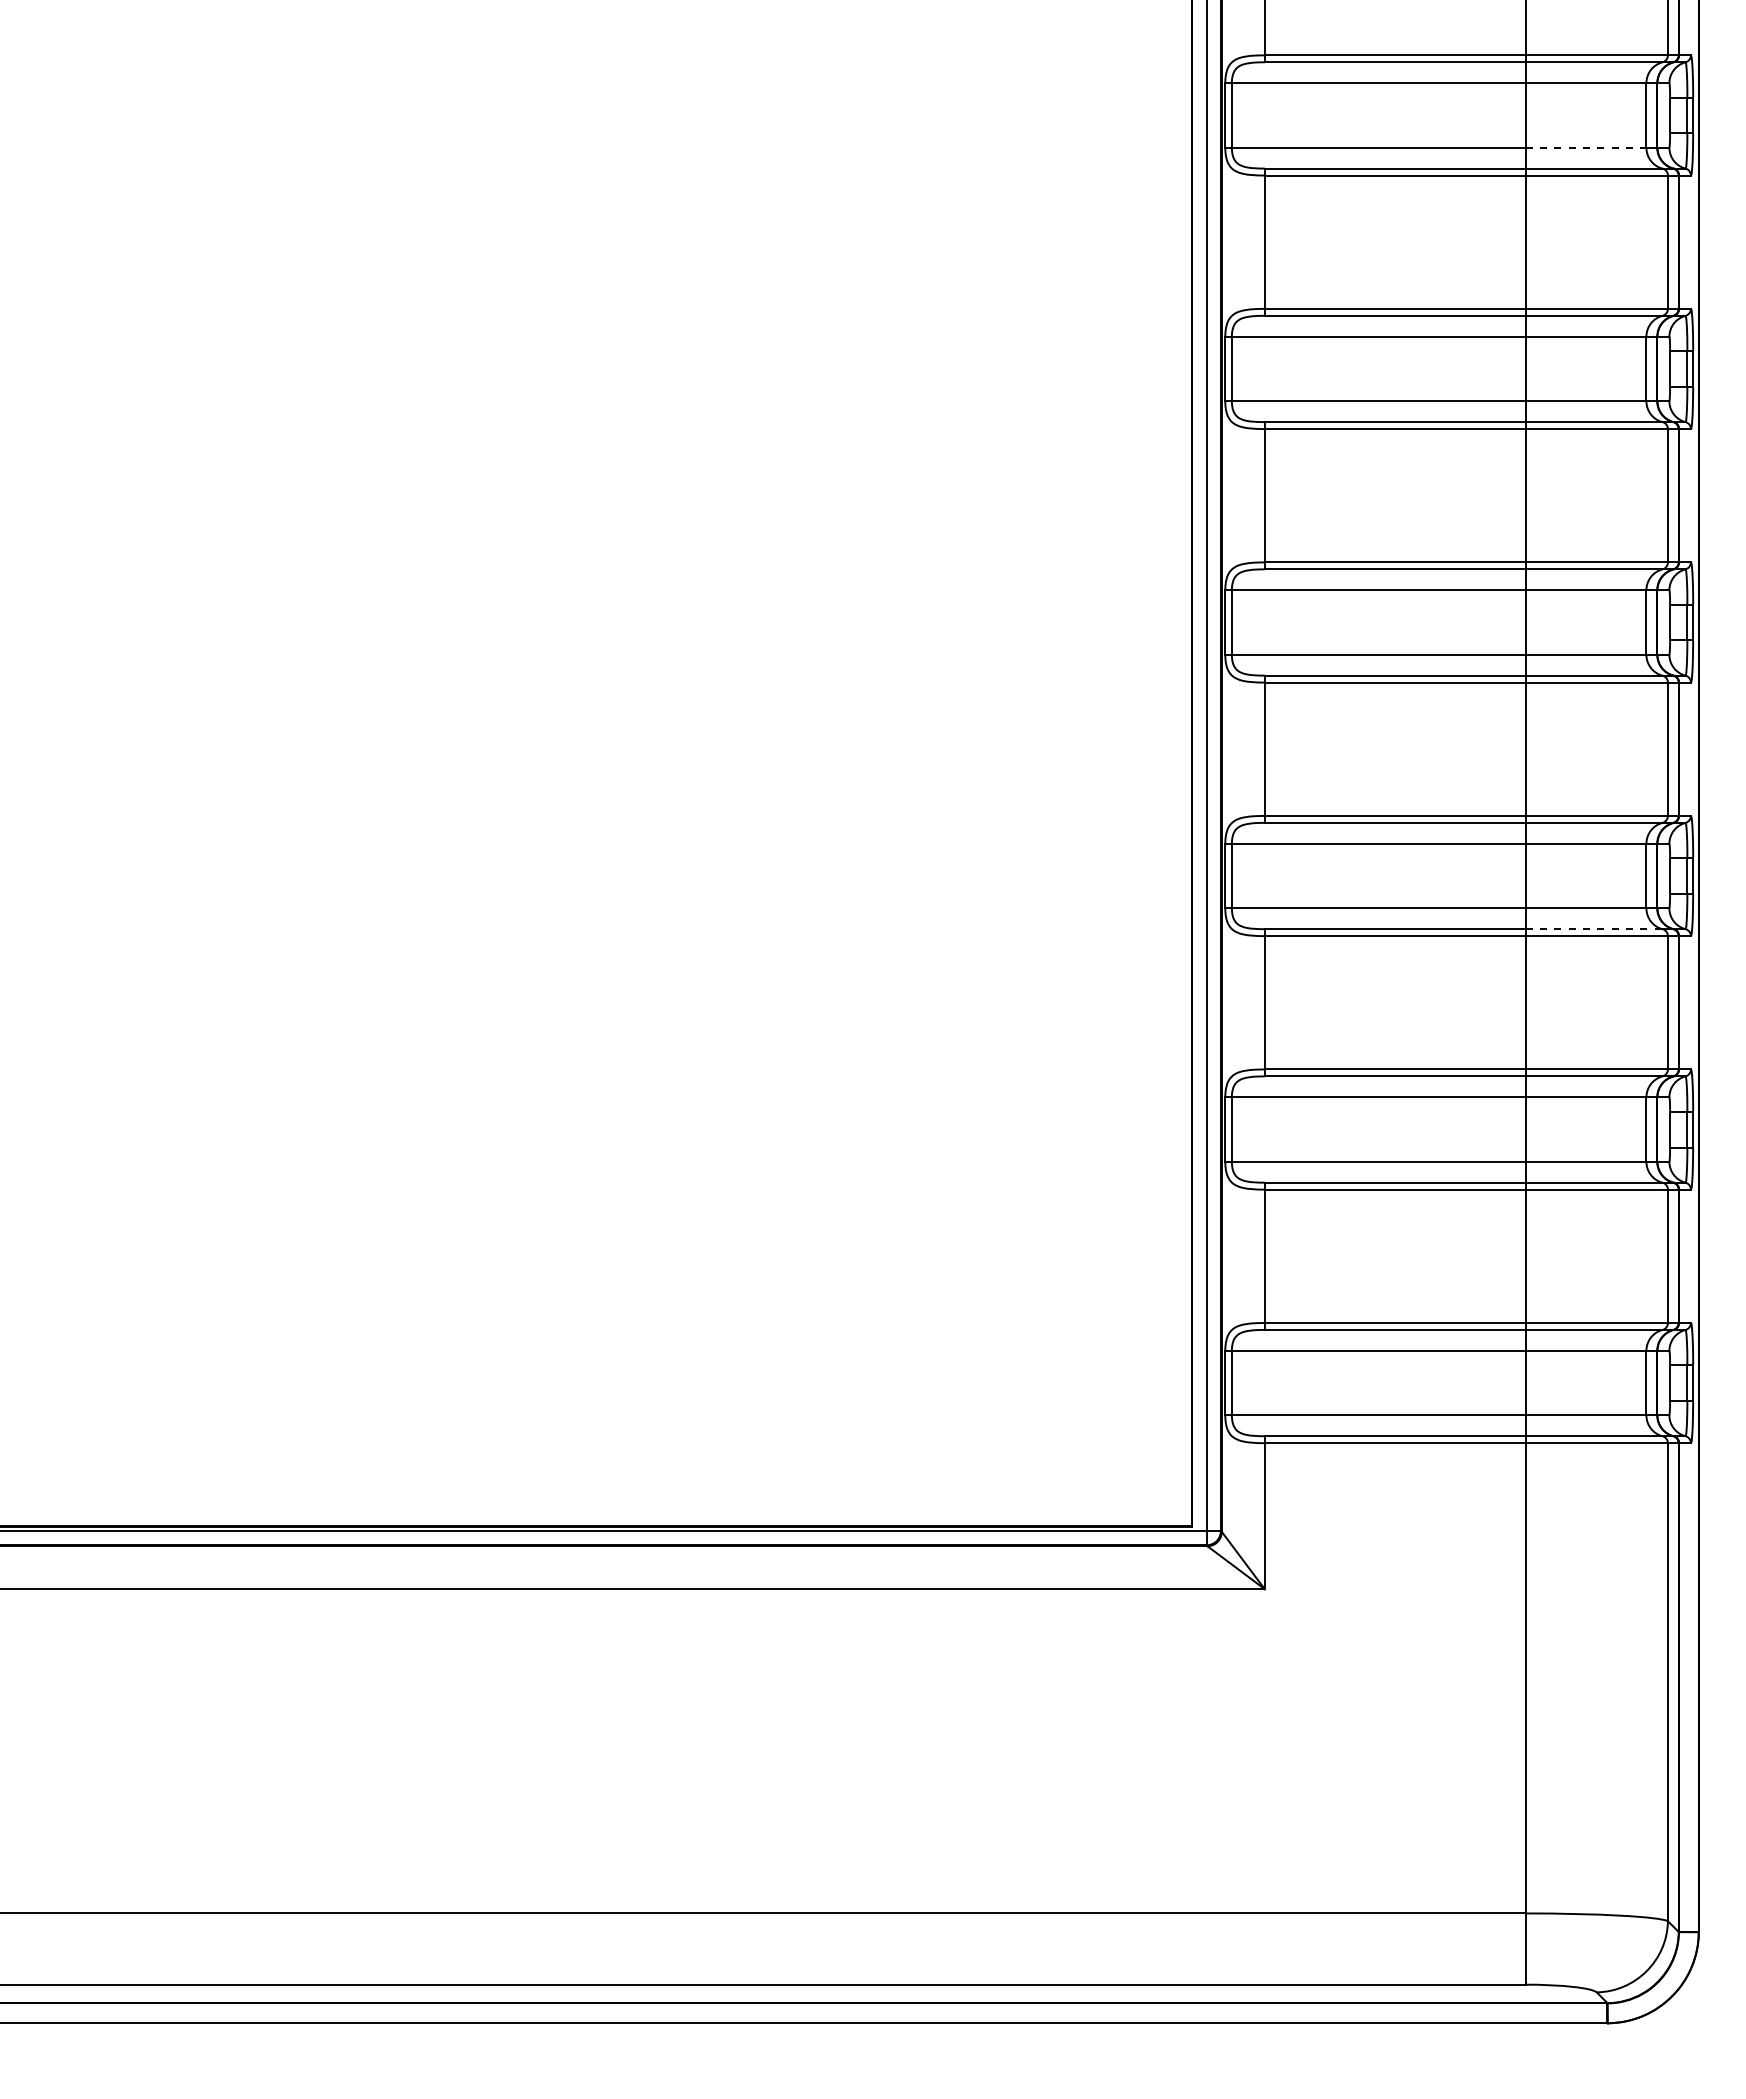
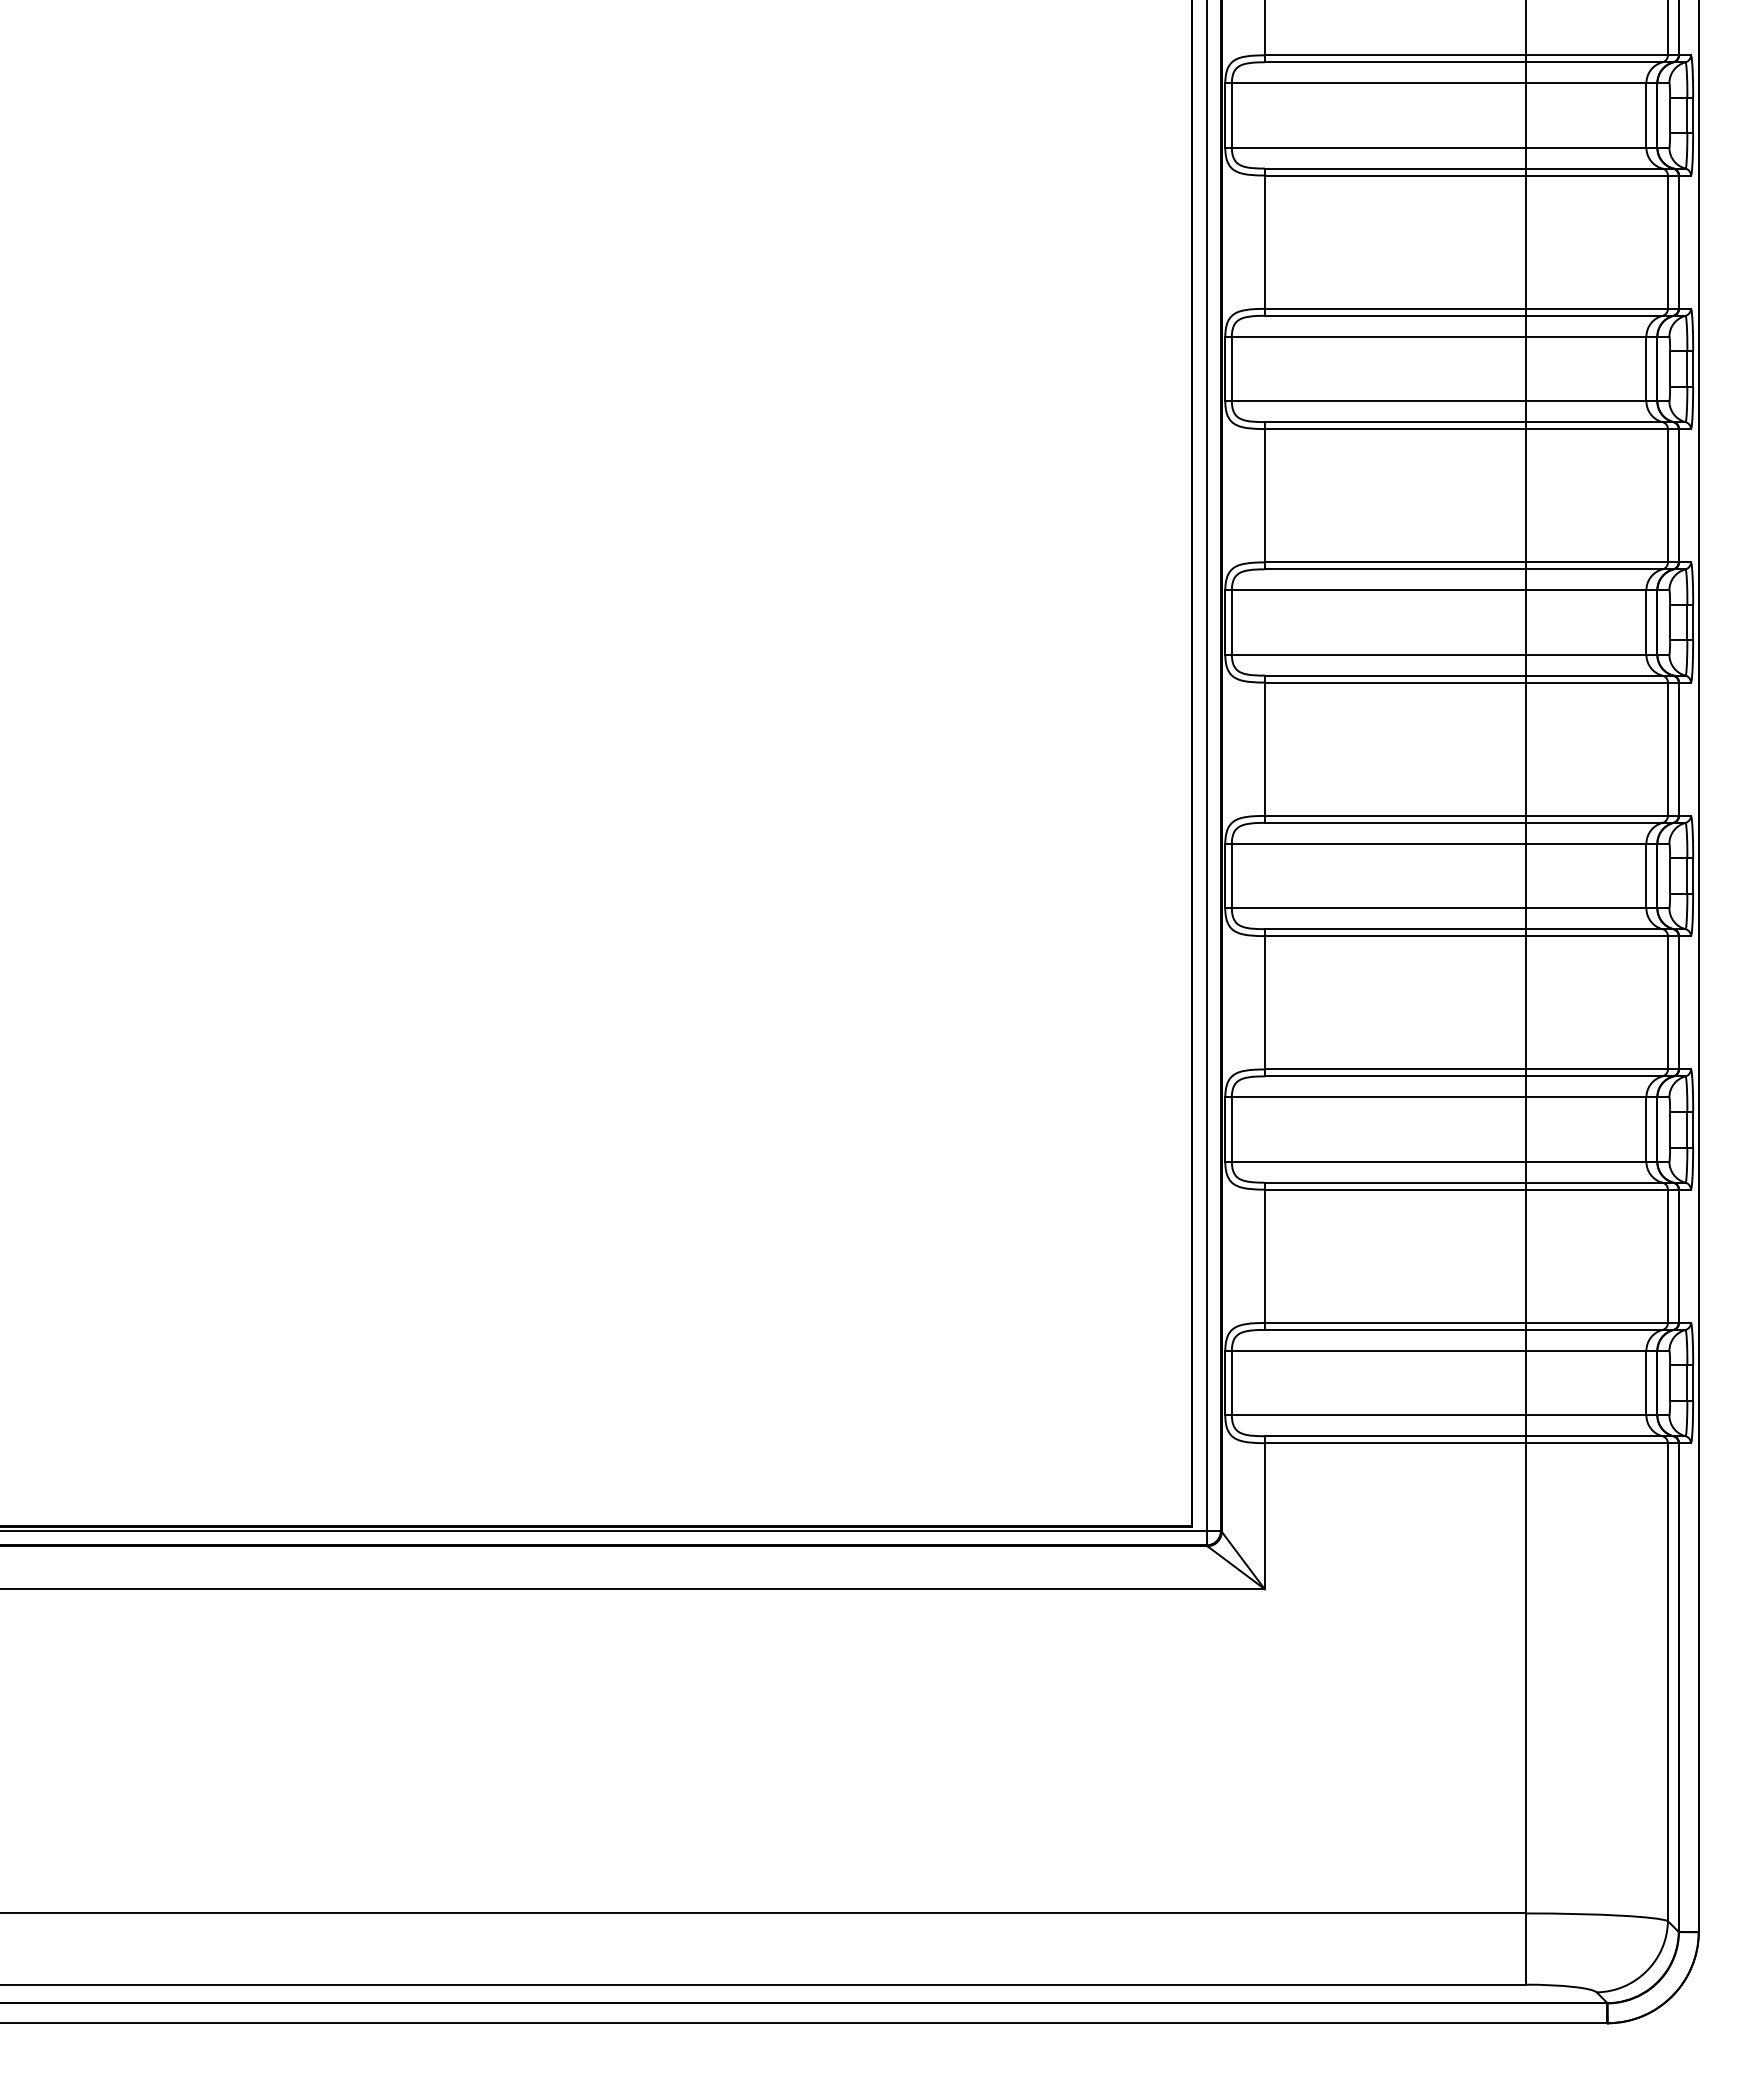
line: dashed -> solid (1586, 147)
line: dashed -> solid (1594, 929)
